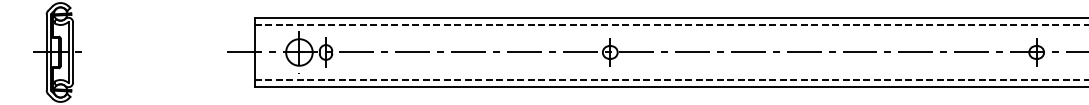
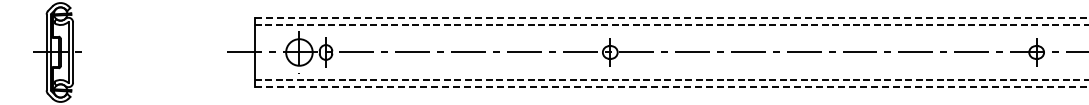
line: solid -> dashed (671, 17)
line: solid -> dashed (671, 87)
